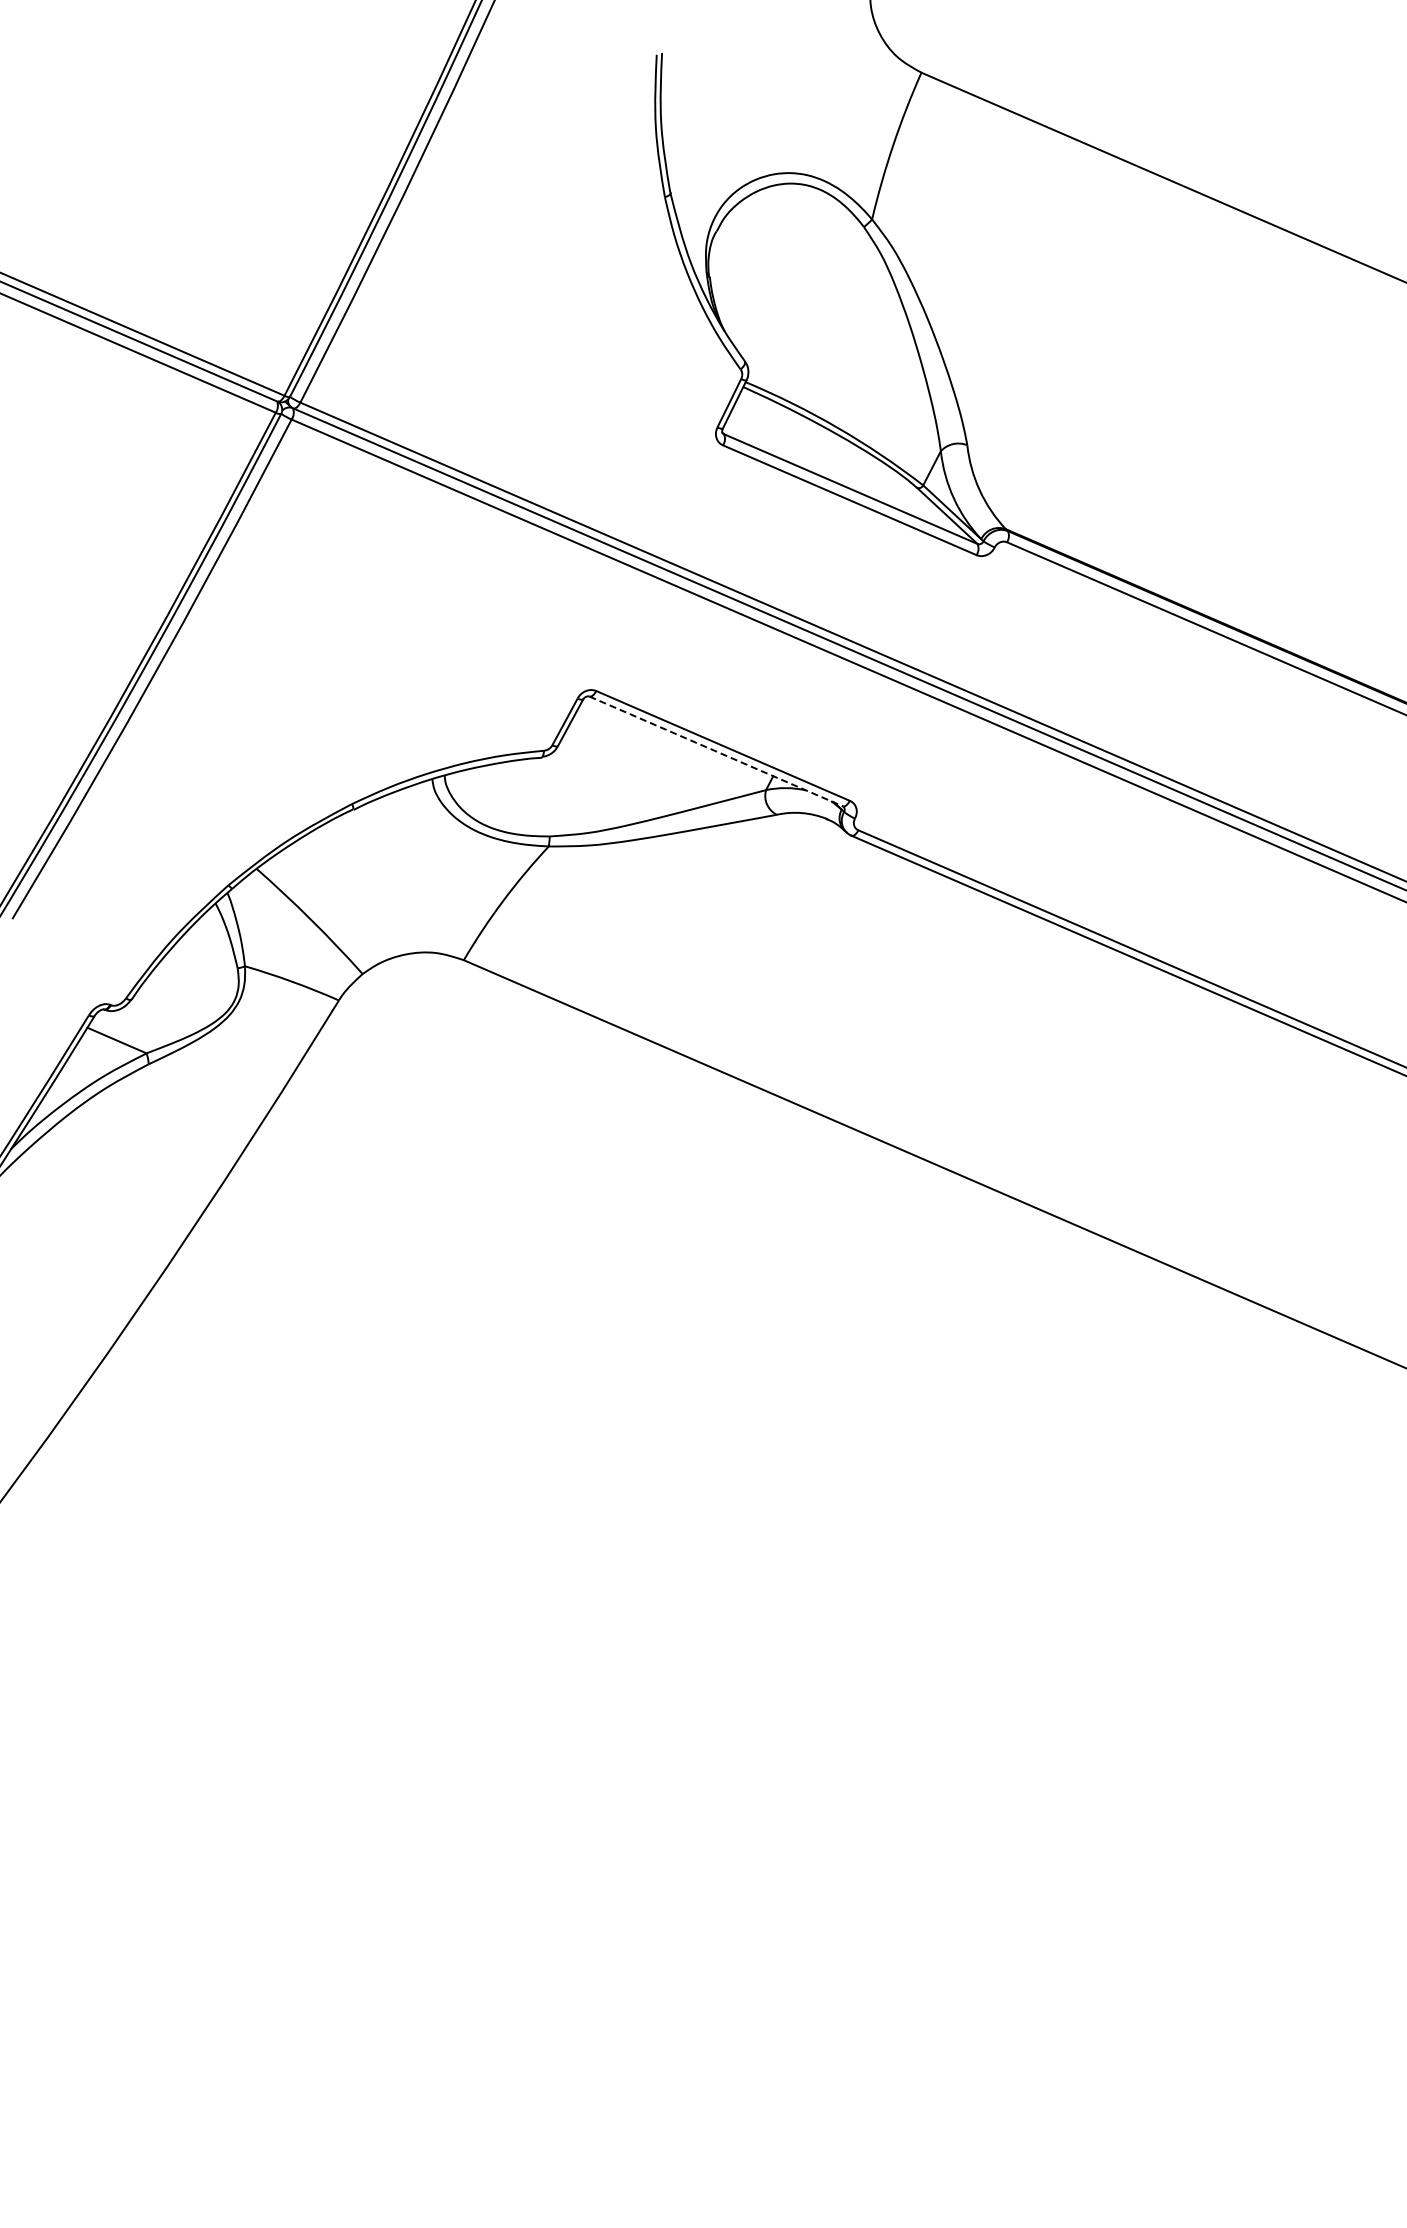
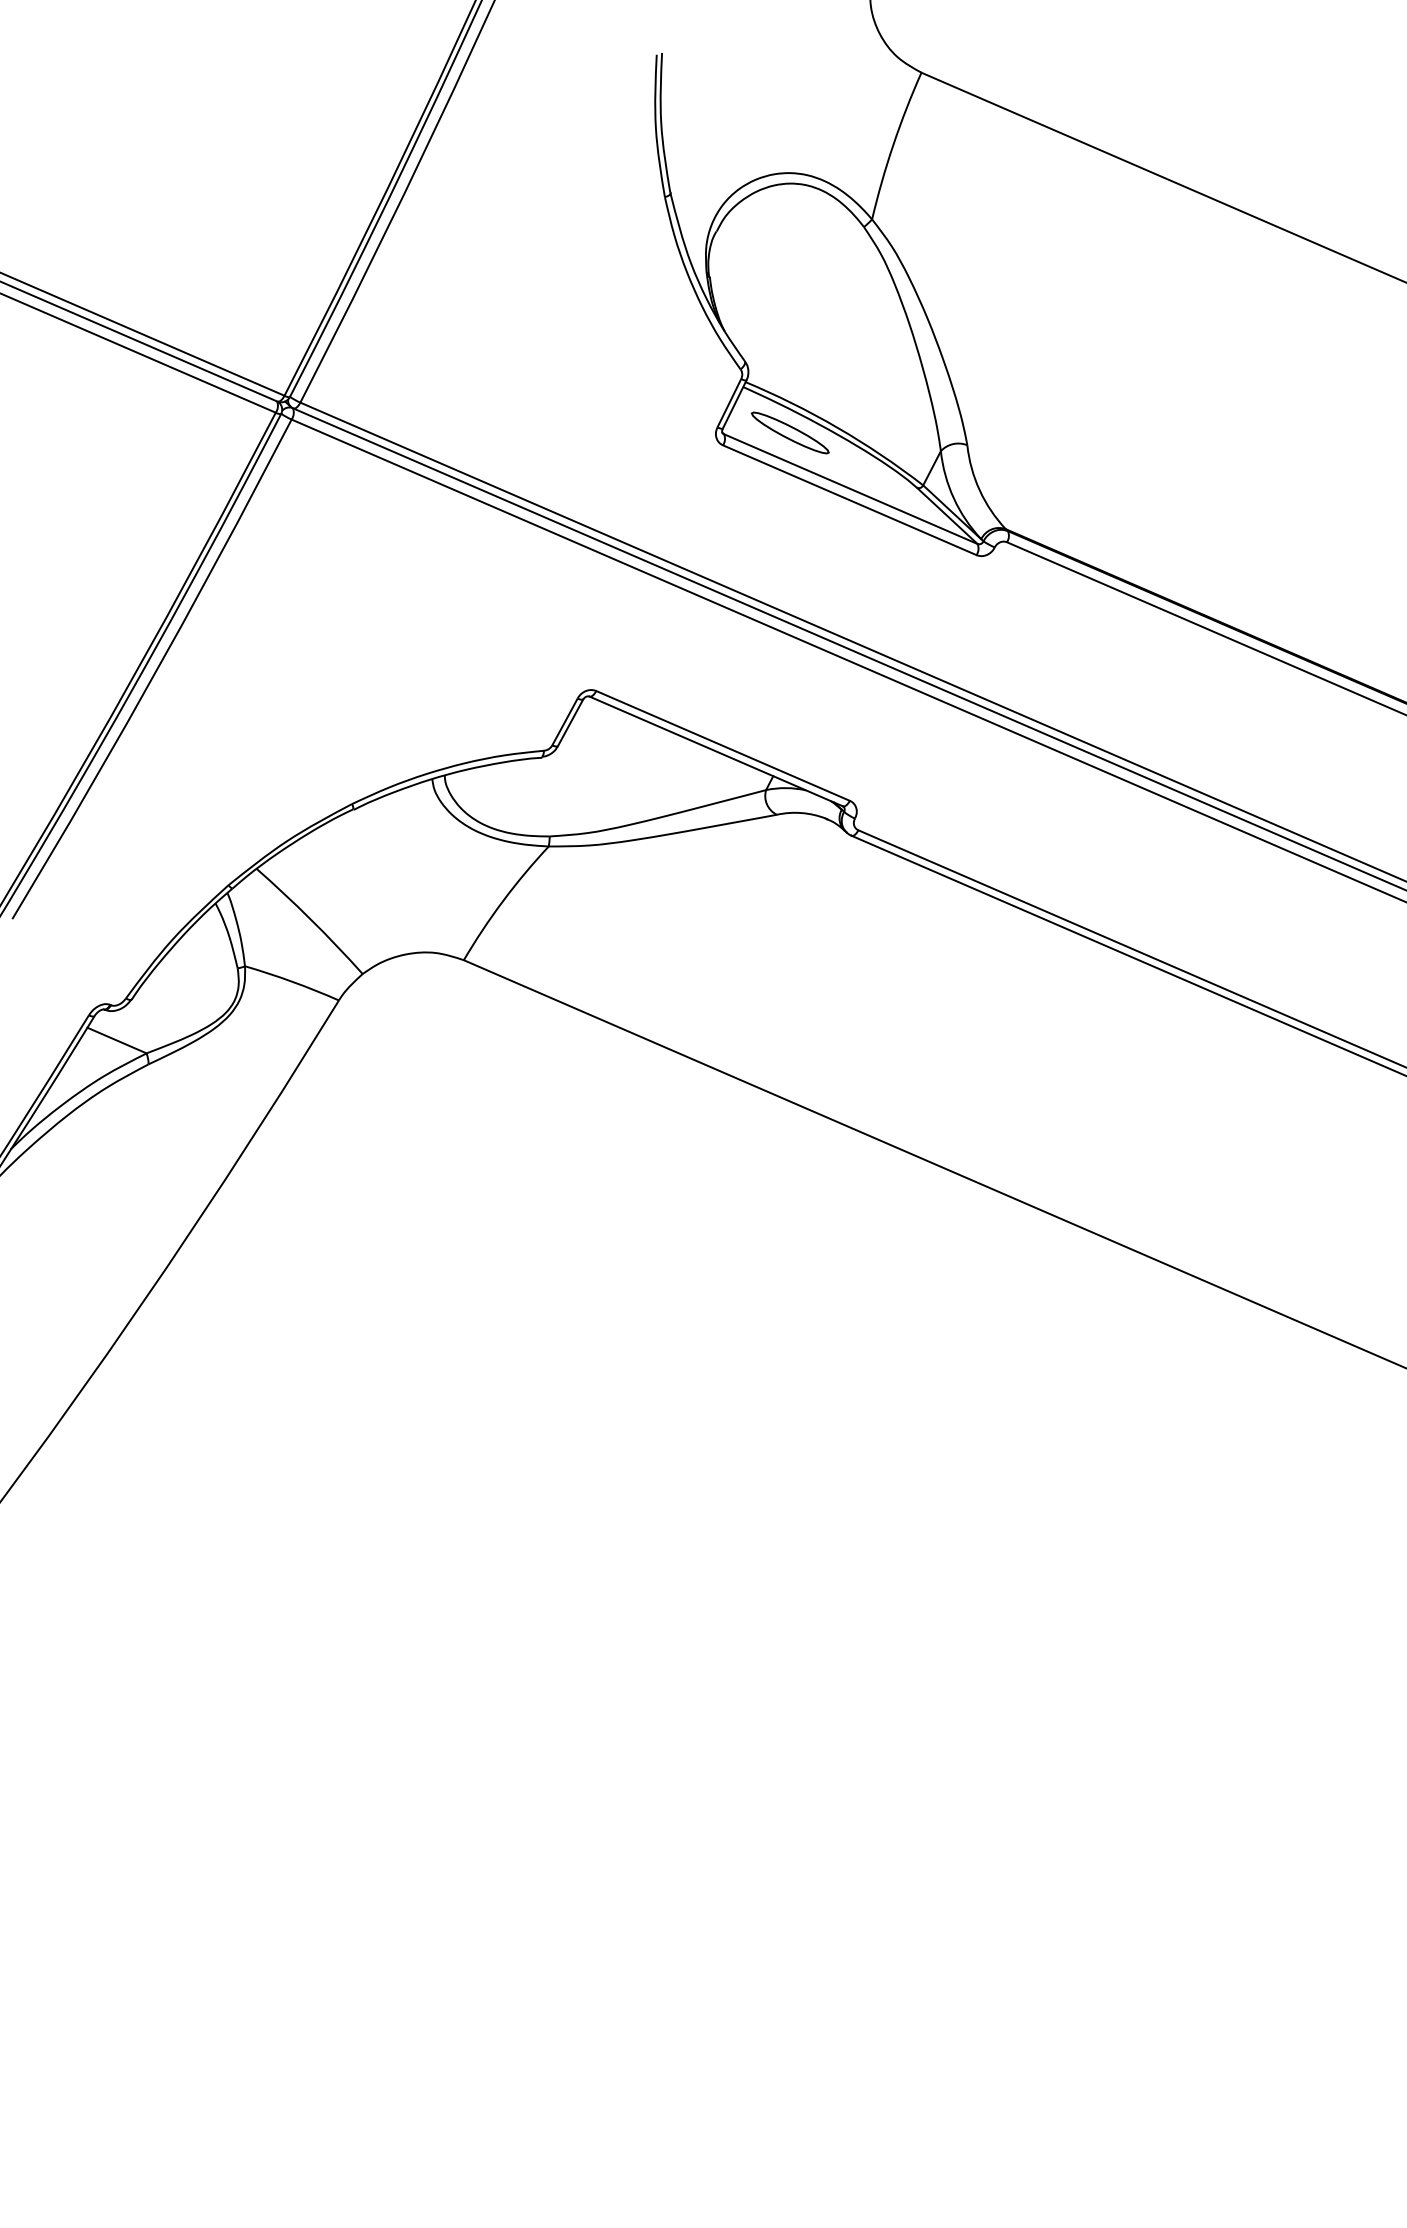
part: none -> present (789, 432)
line: dashed -> solid (716, 751)
